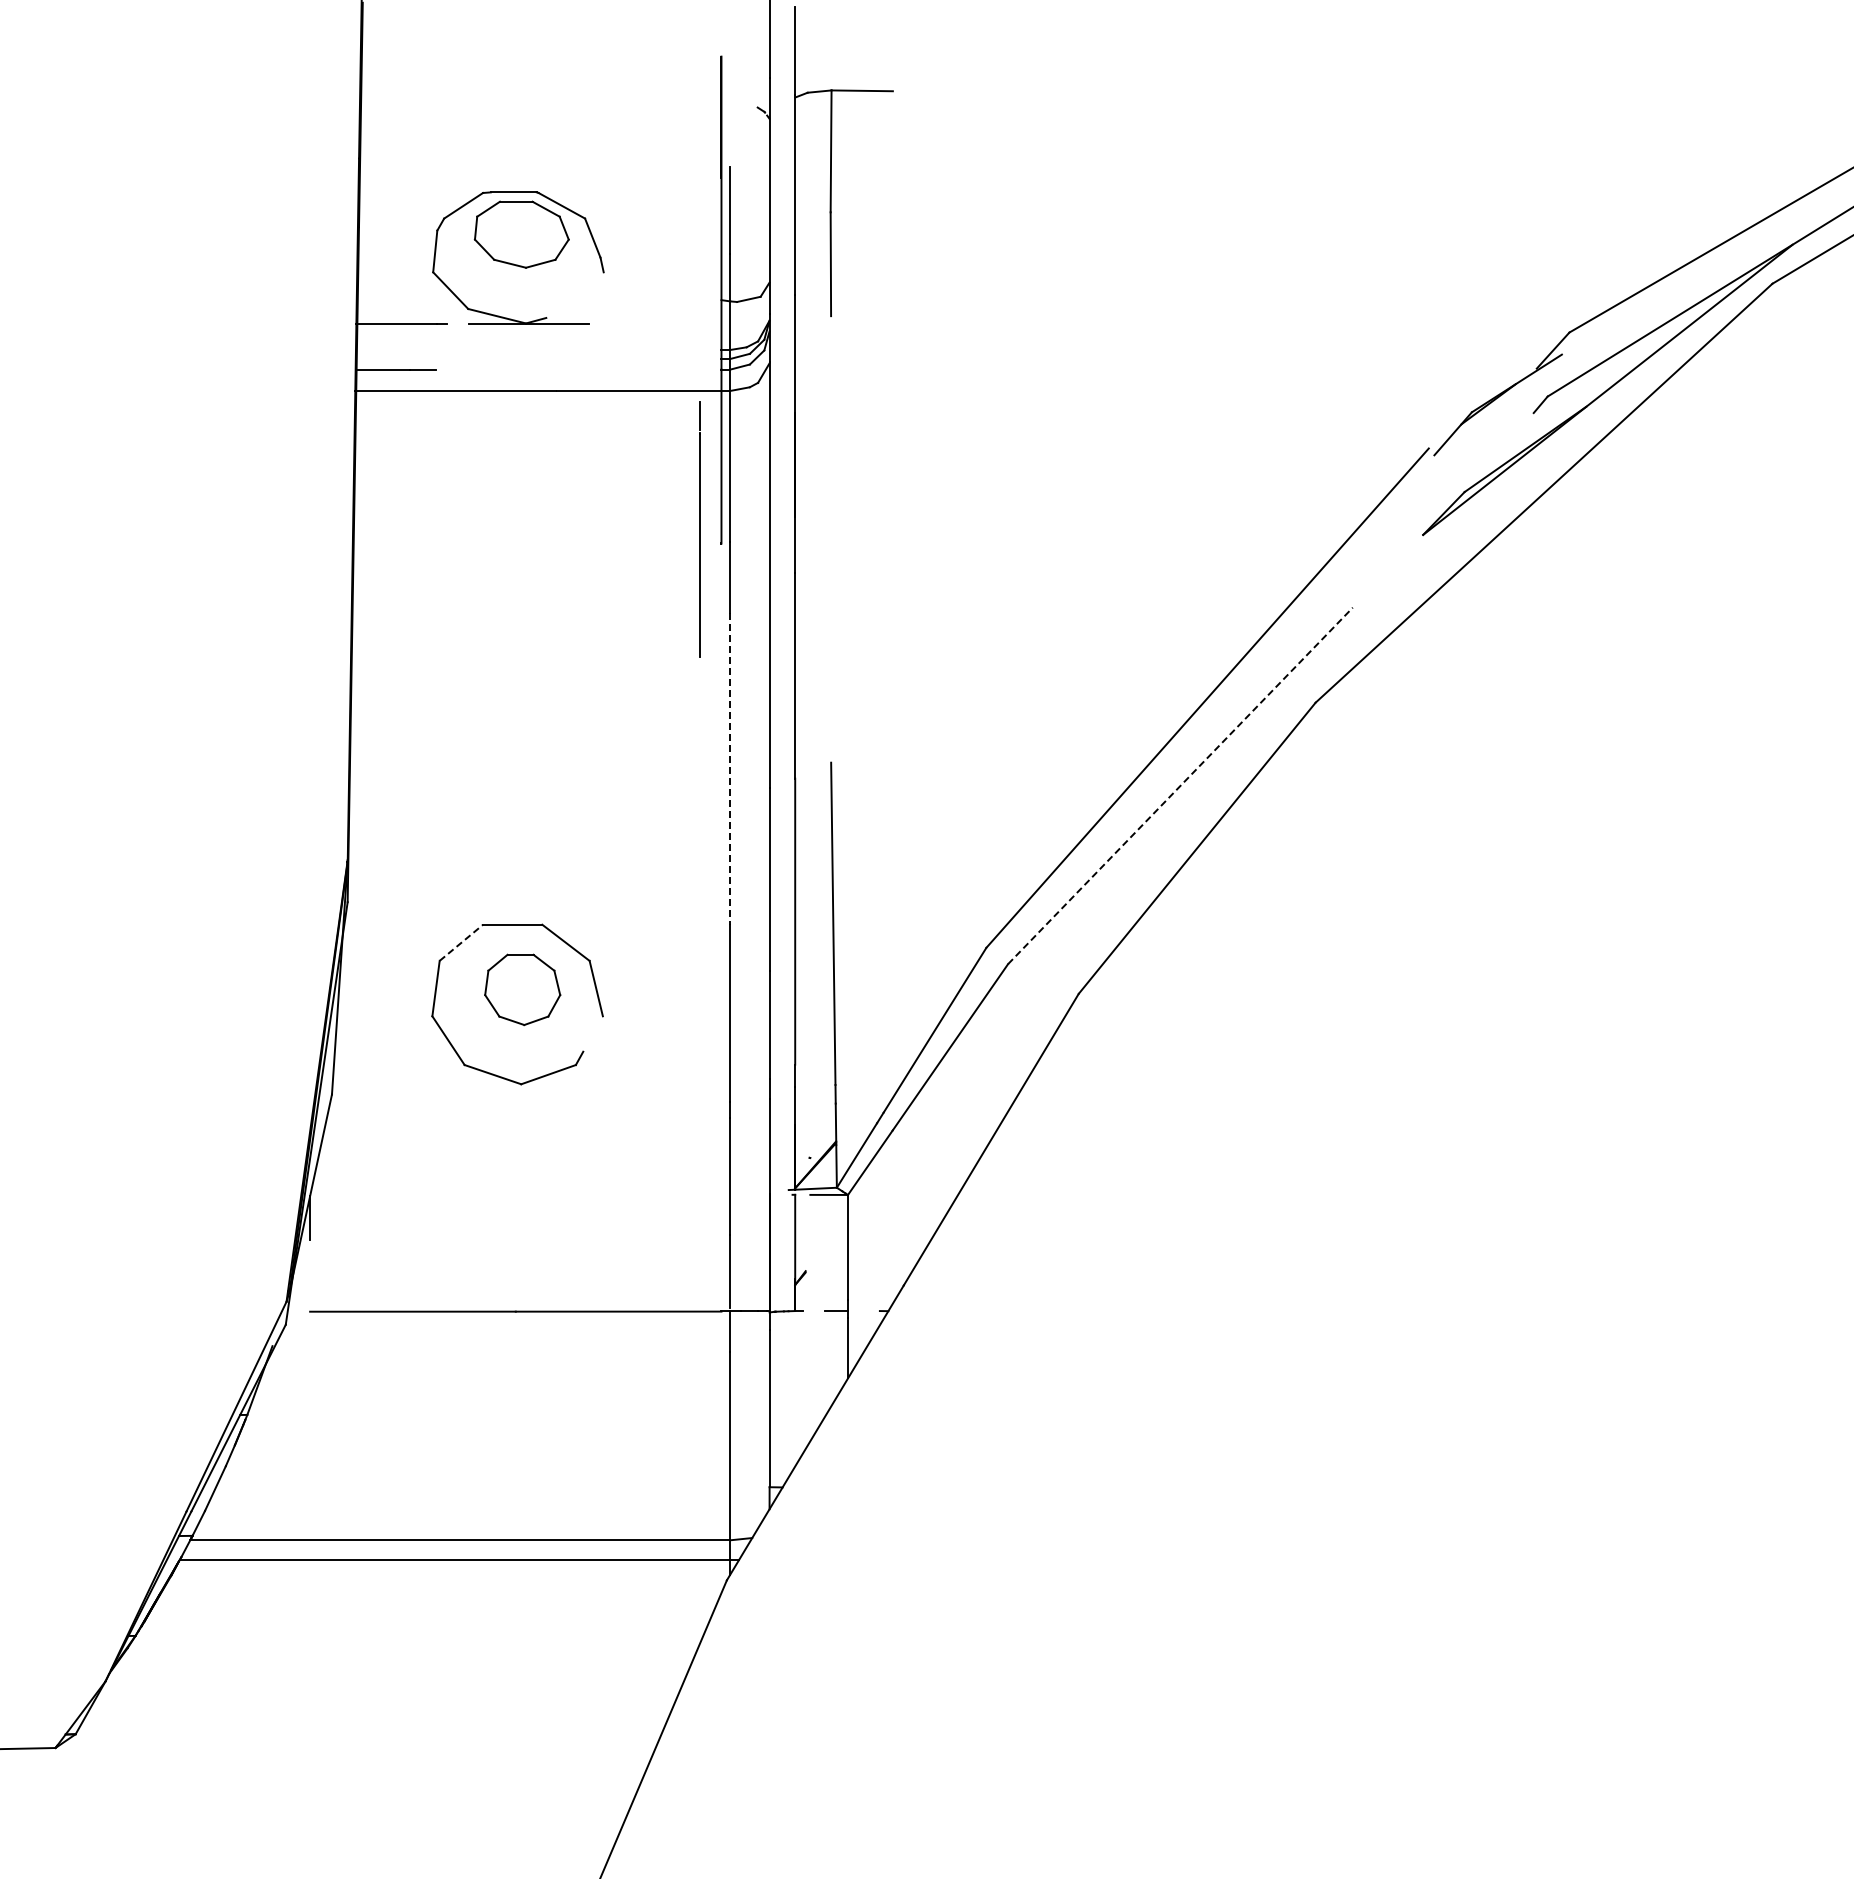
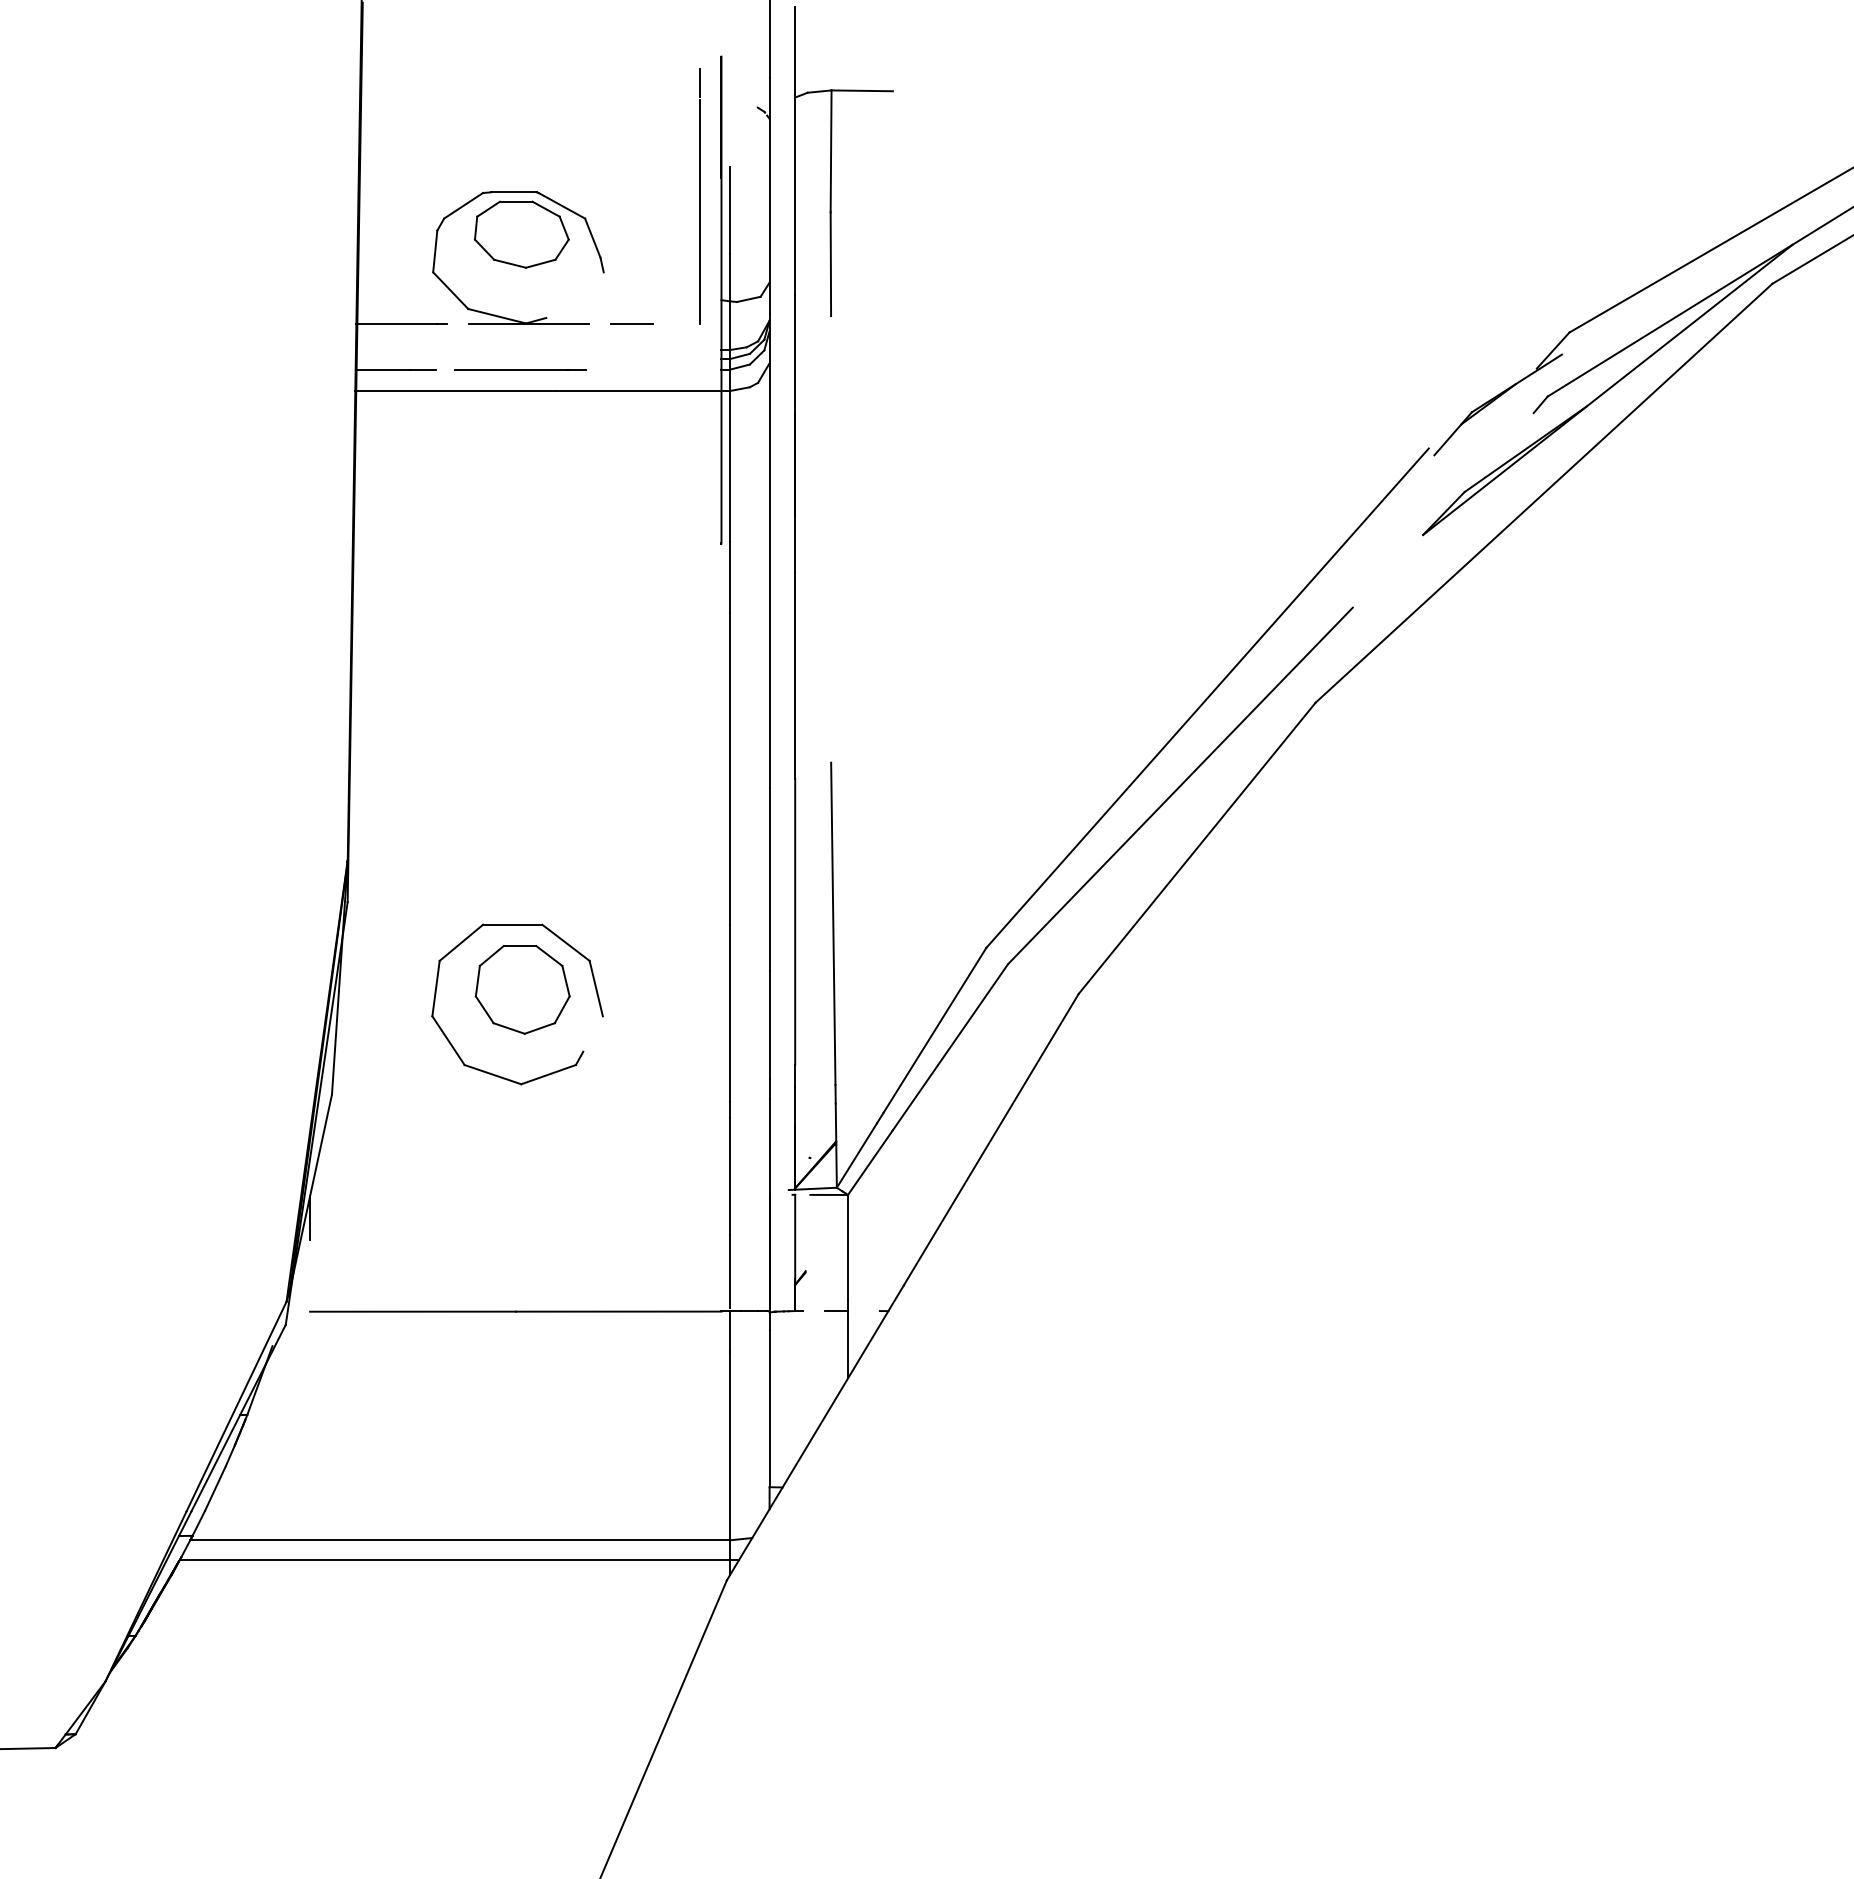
line: none -> present (631, 323)
line: none -> present (520, 369)
line position: (699, 529) -> (699, 196) (699, 196)
line: dashed -> solid (730, 769)
line: dashed -> solid (1180, 785)
line: dashed -> solid (461, 942)
part size: 78x74 px -> 97x90 px (522, 989)
